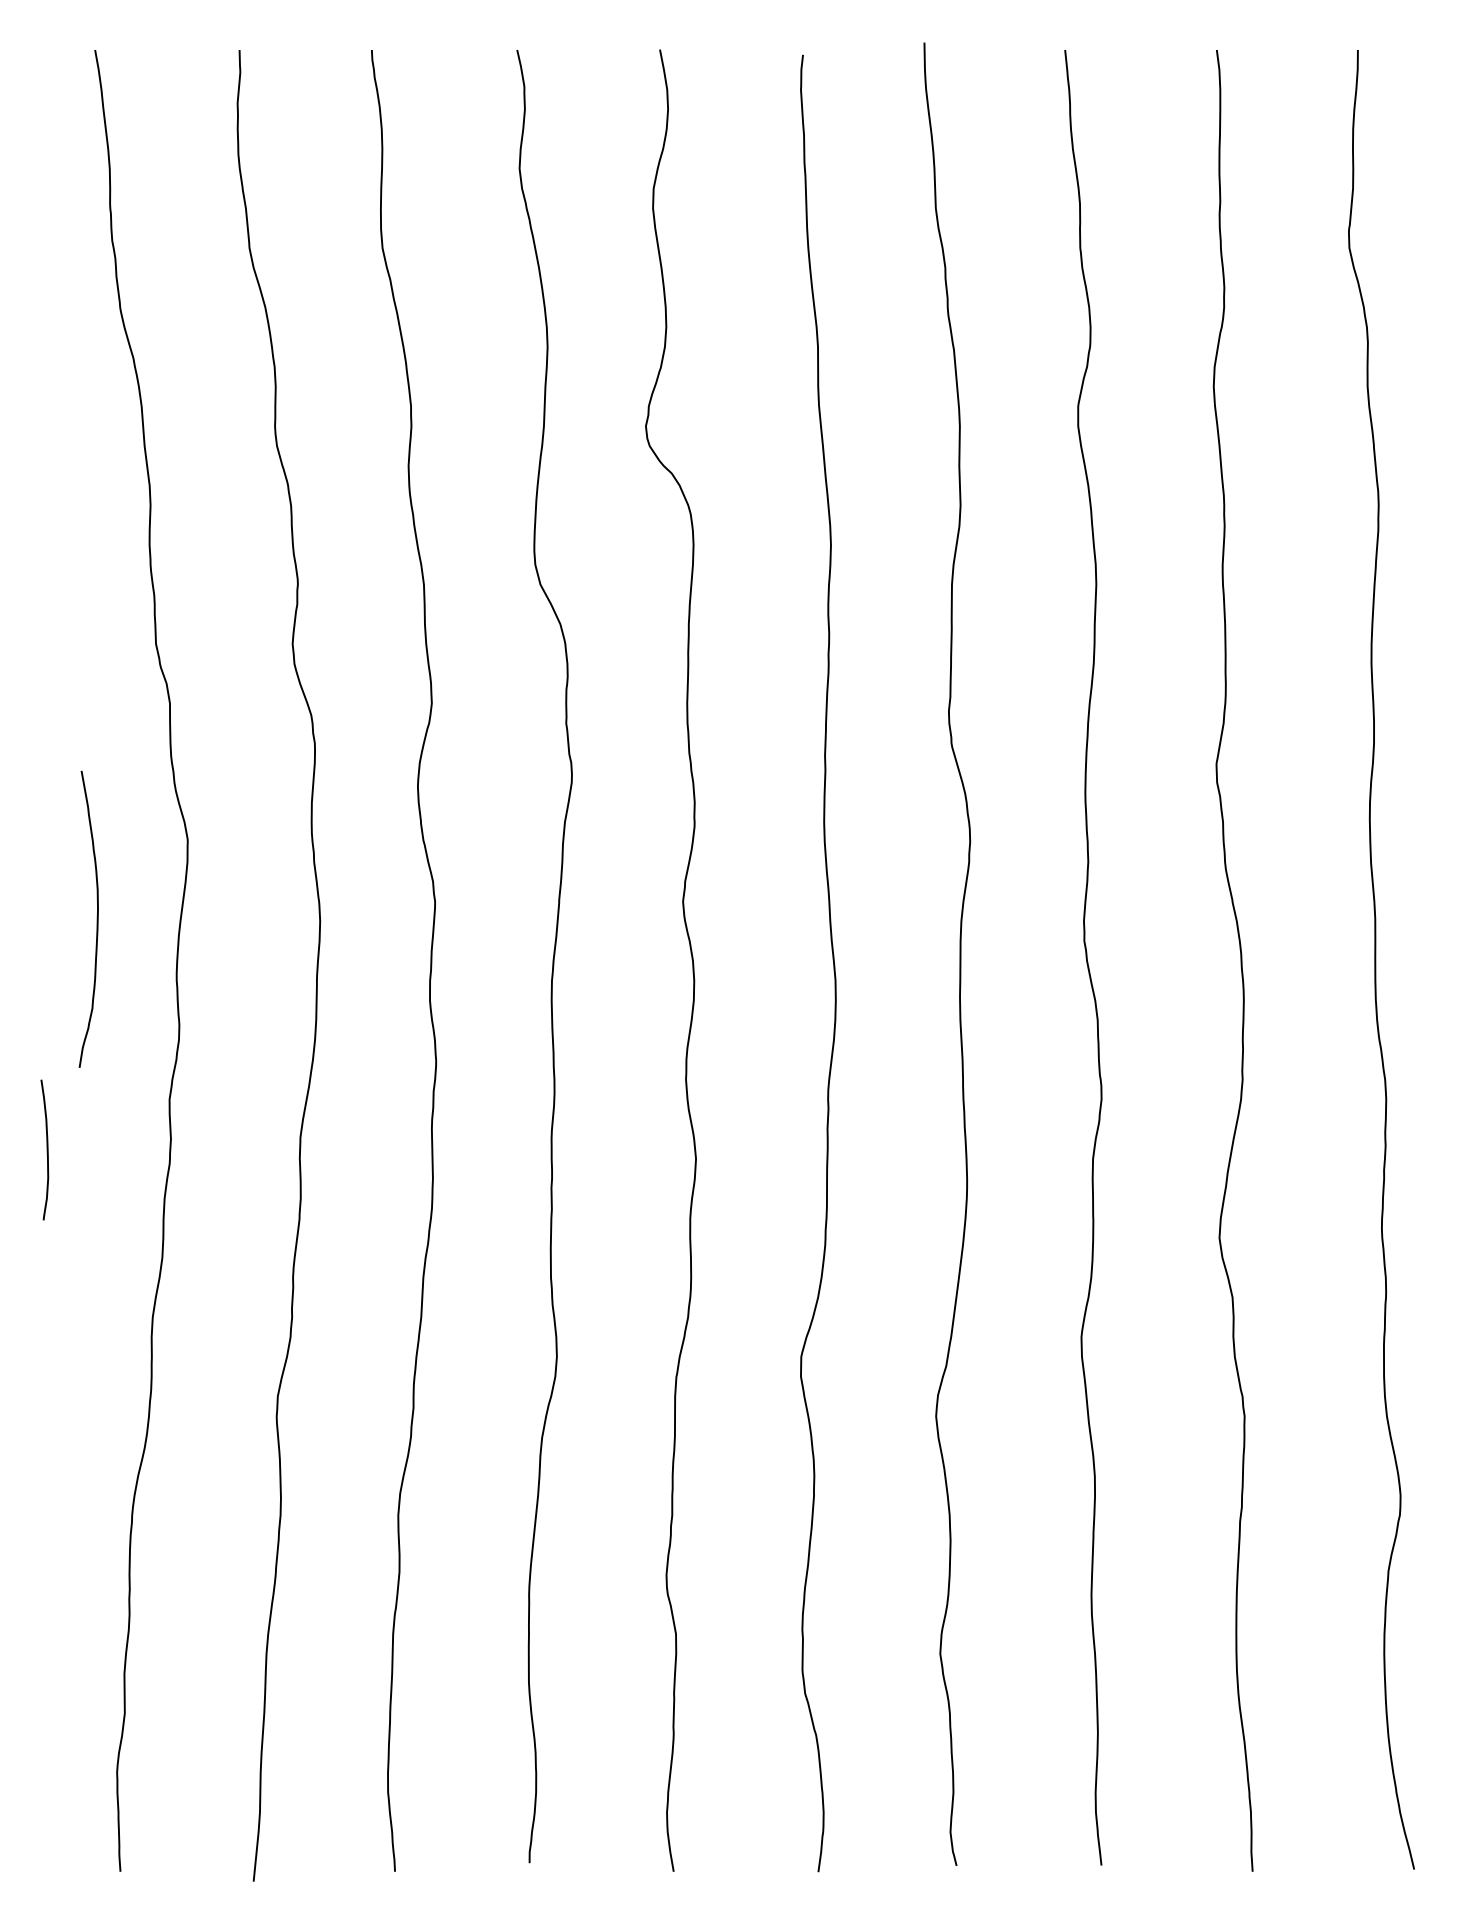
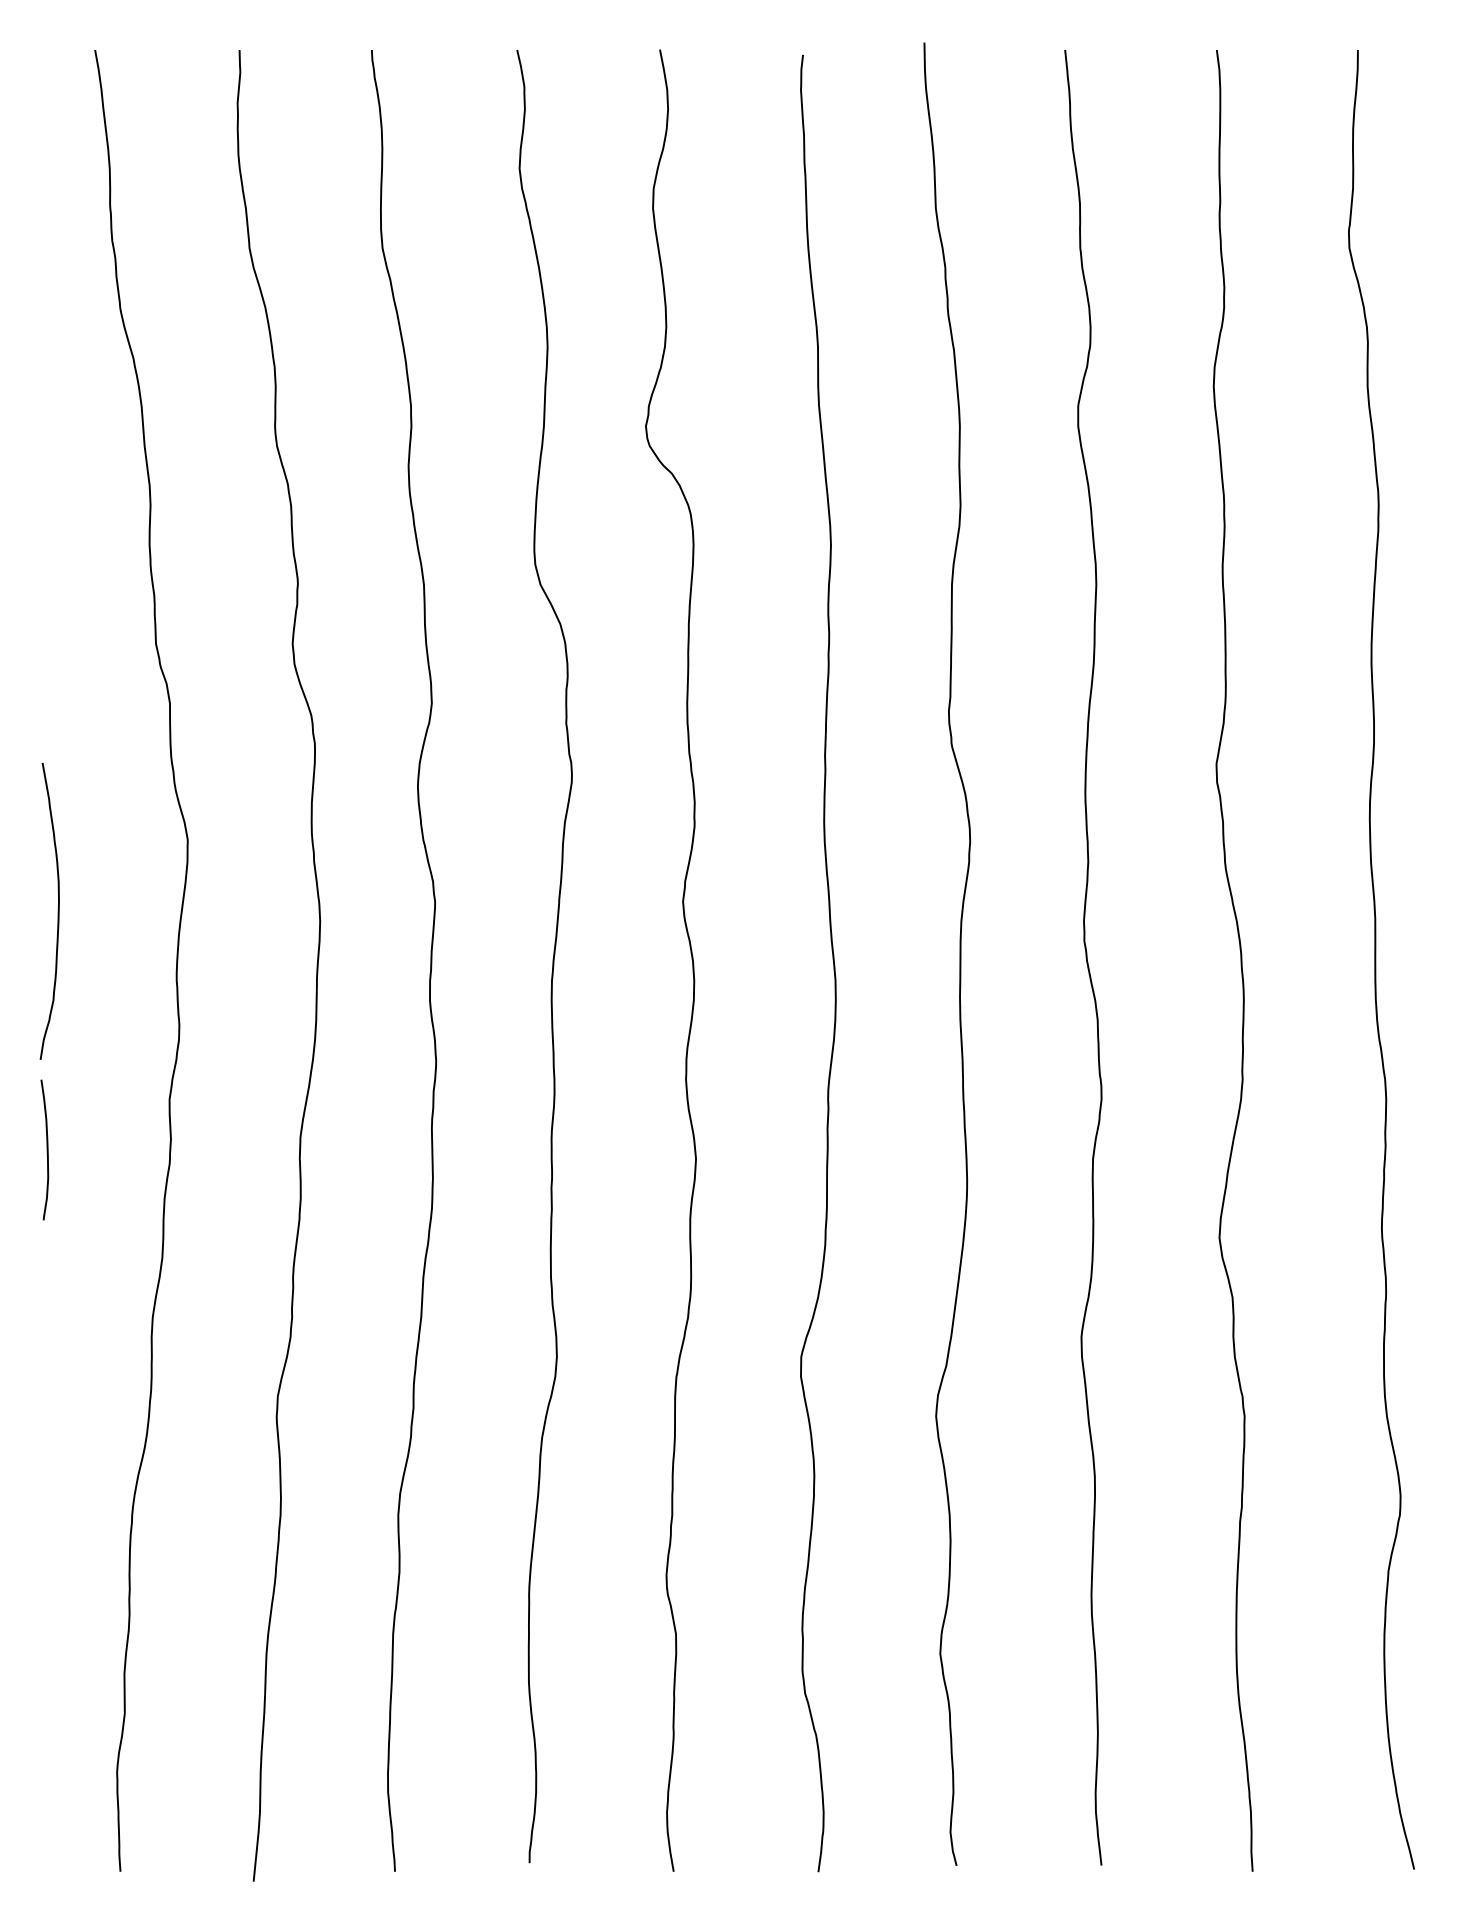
curve position: (96, 918) -> (57, 910) (57, 910)
